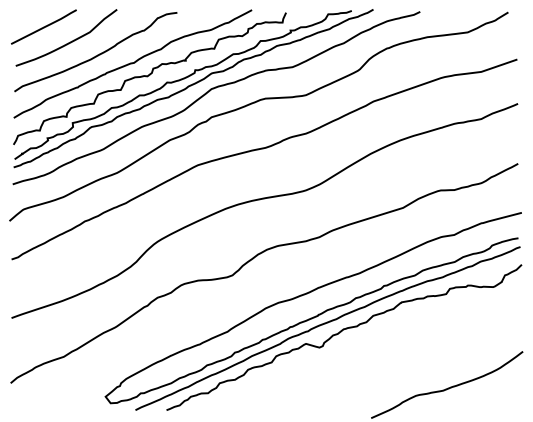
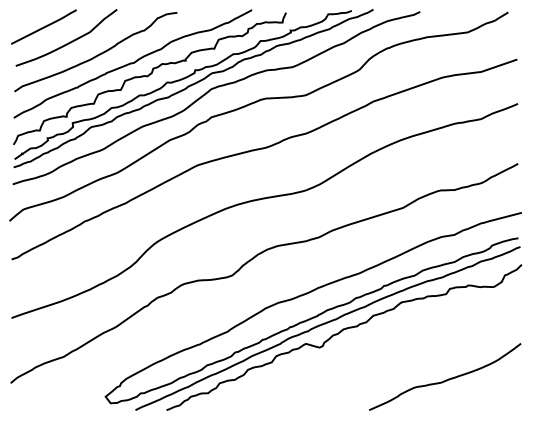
curve position: (448, 387) -> (446, 379) (446, 379)
